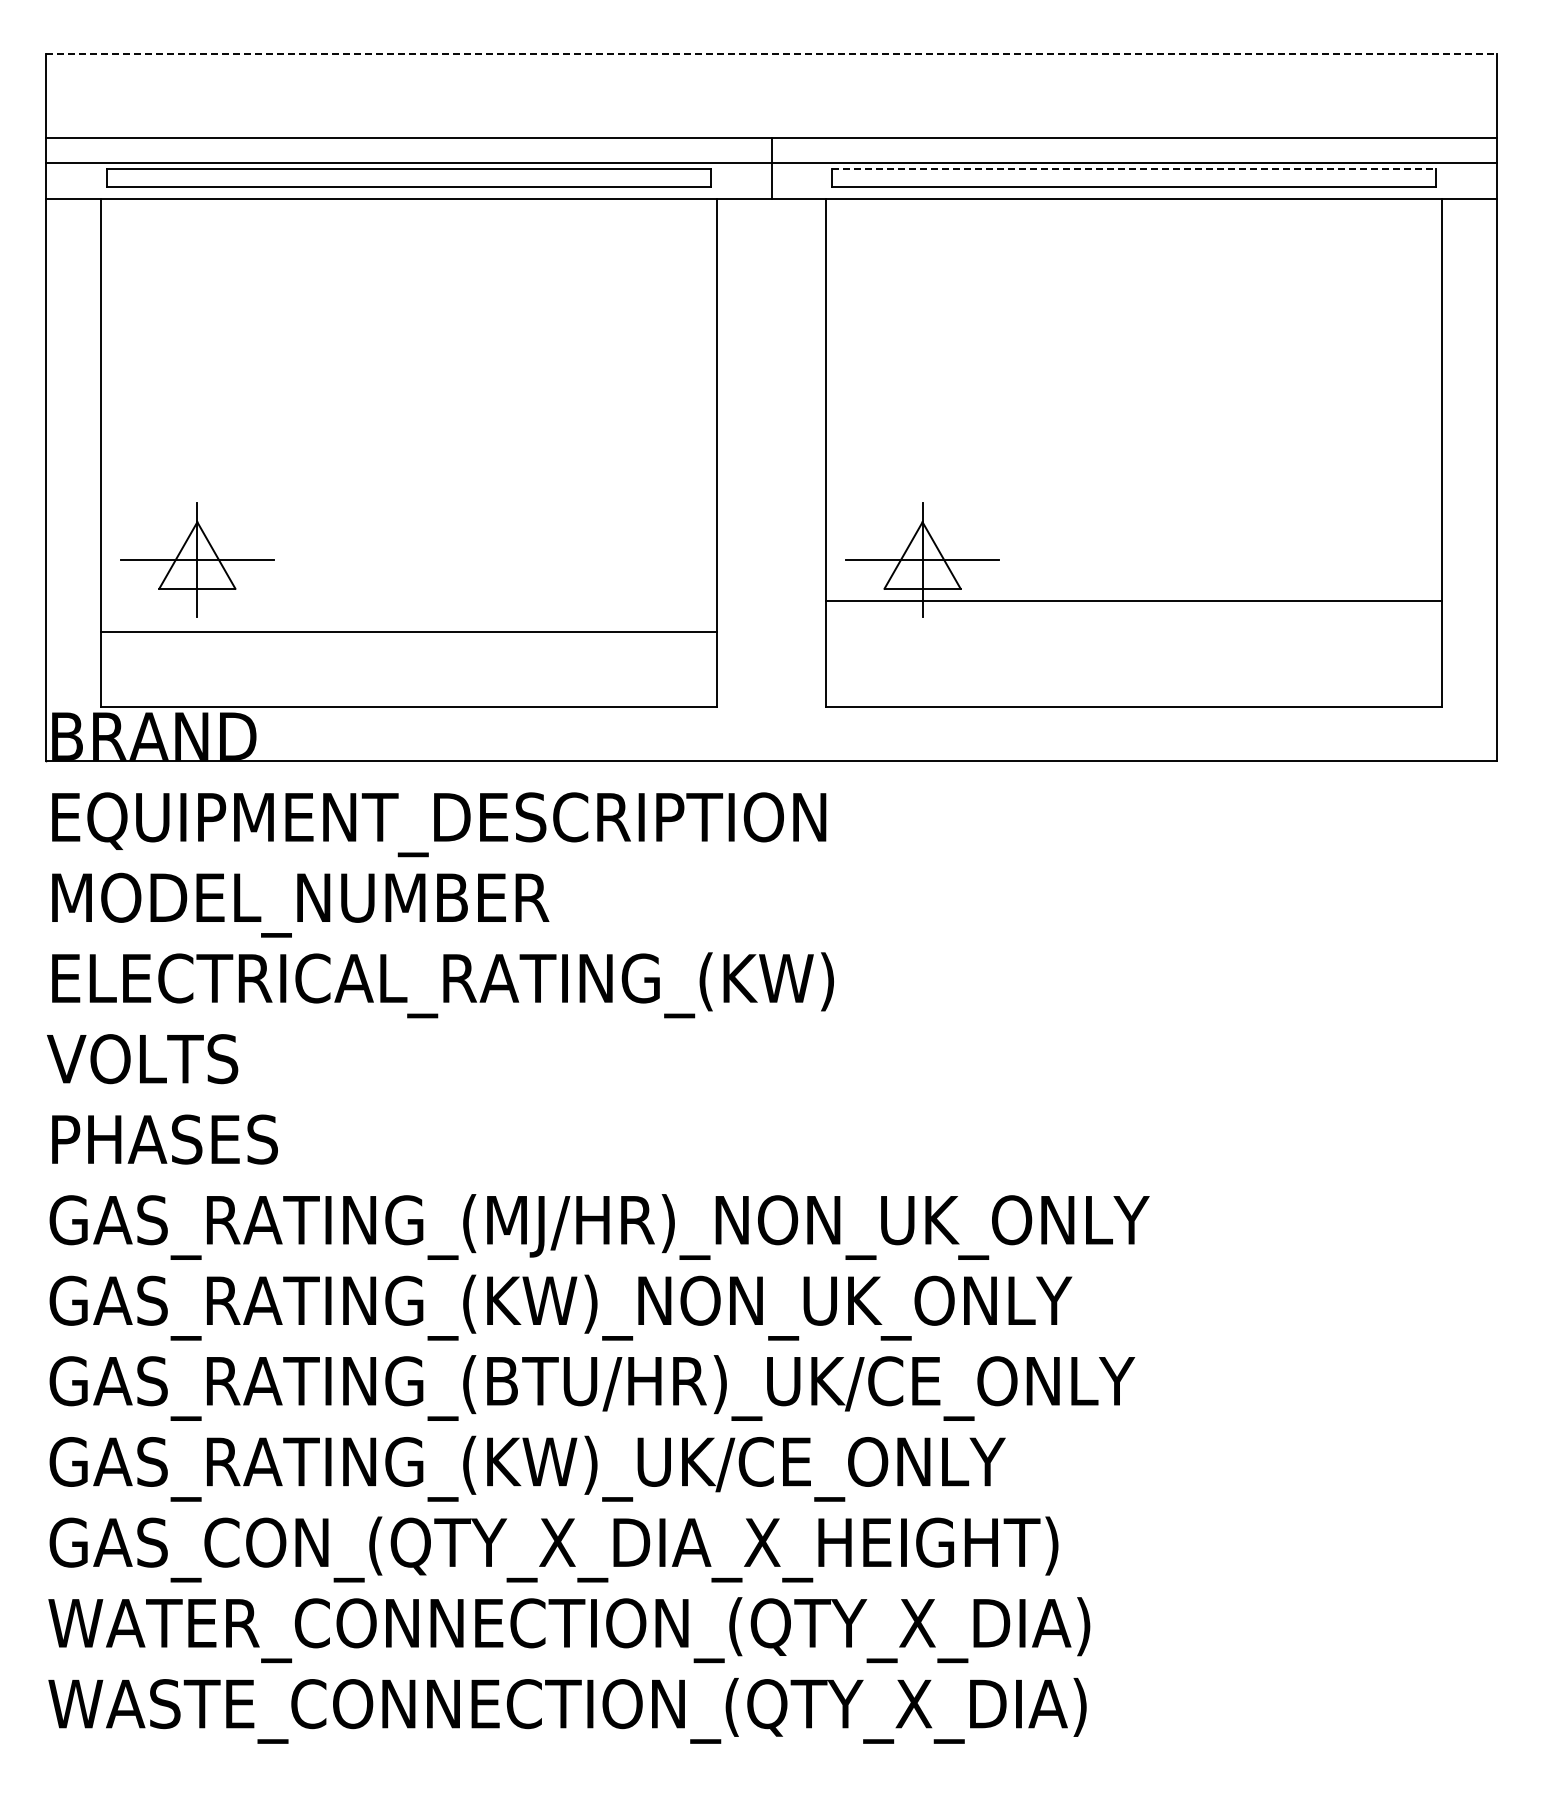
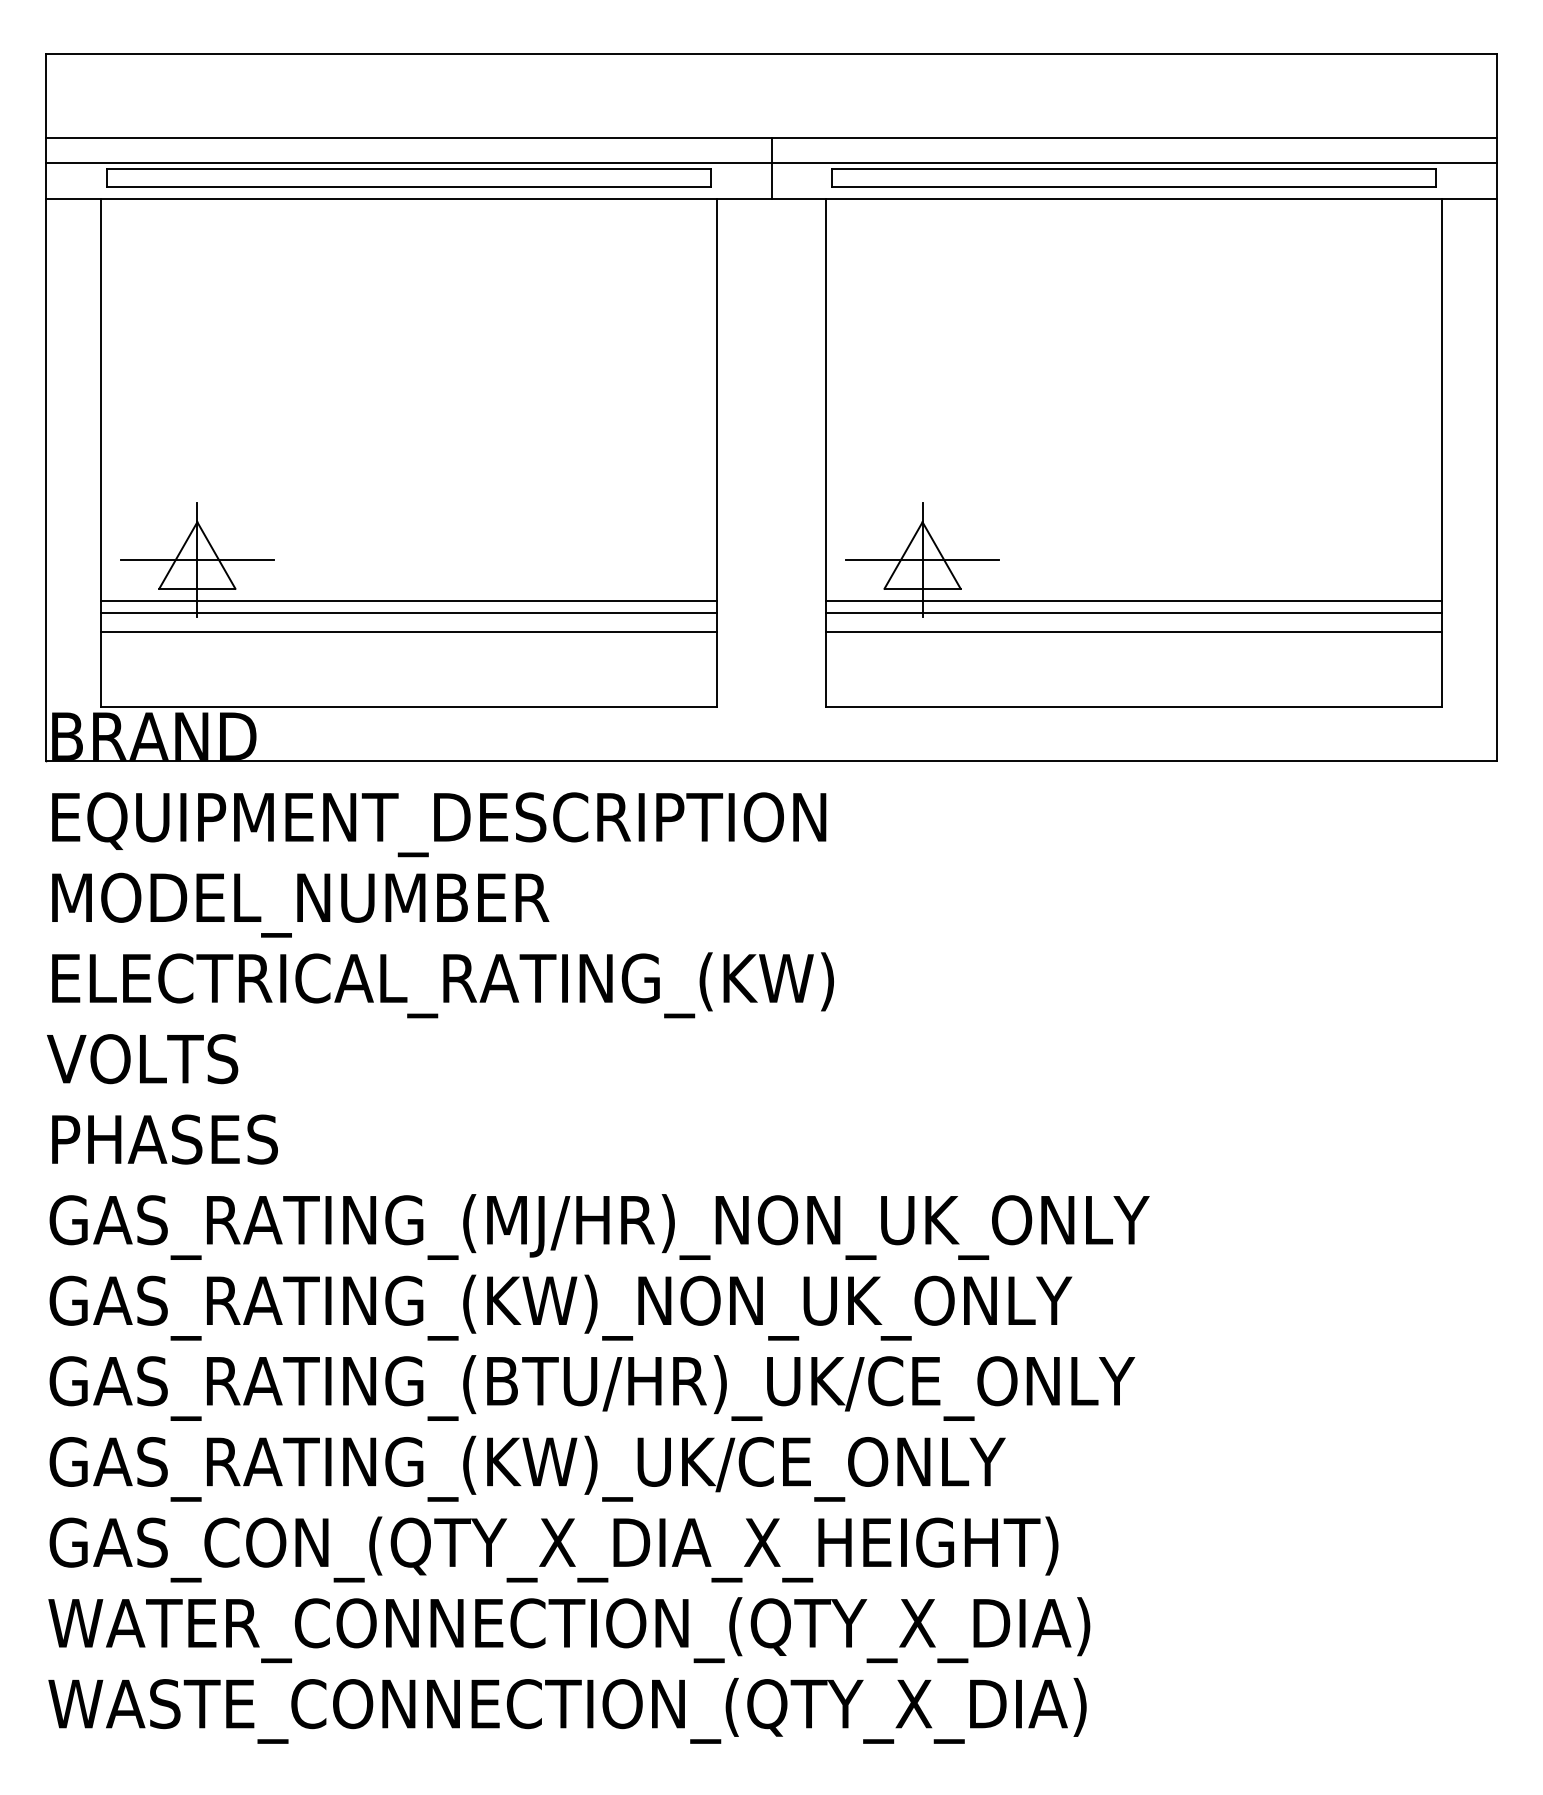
line: dashed -> solid (771, 53)
line: dashed -> solid (1134, 168)
line: none -> present (408, 601)
line: none -> present (408, 613)
line: none -> present (1133, 613)
line: none -> present (1133, 631)
